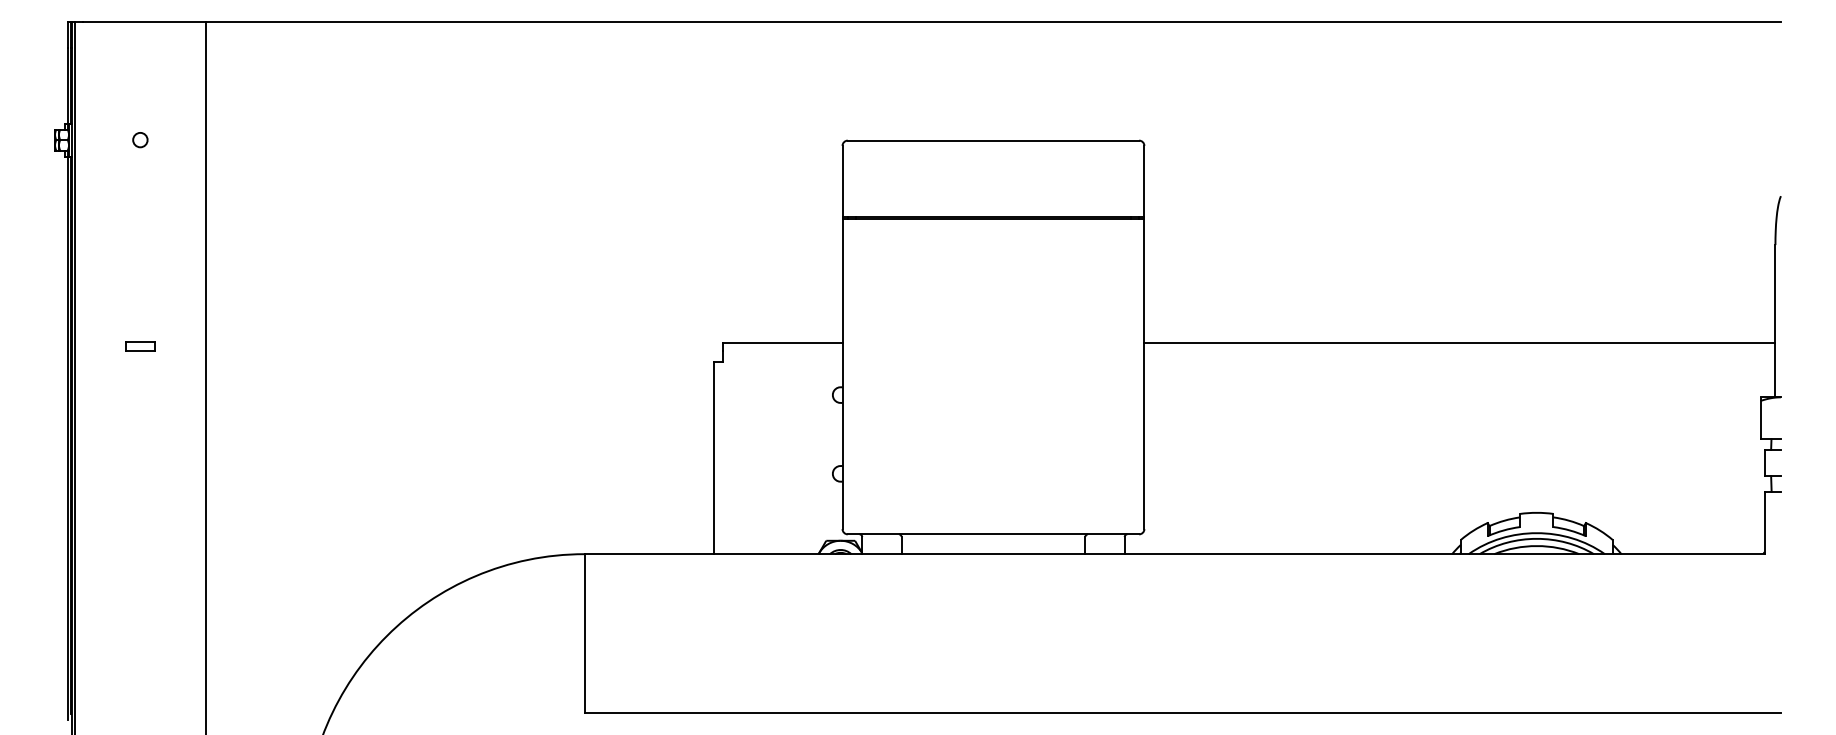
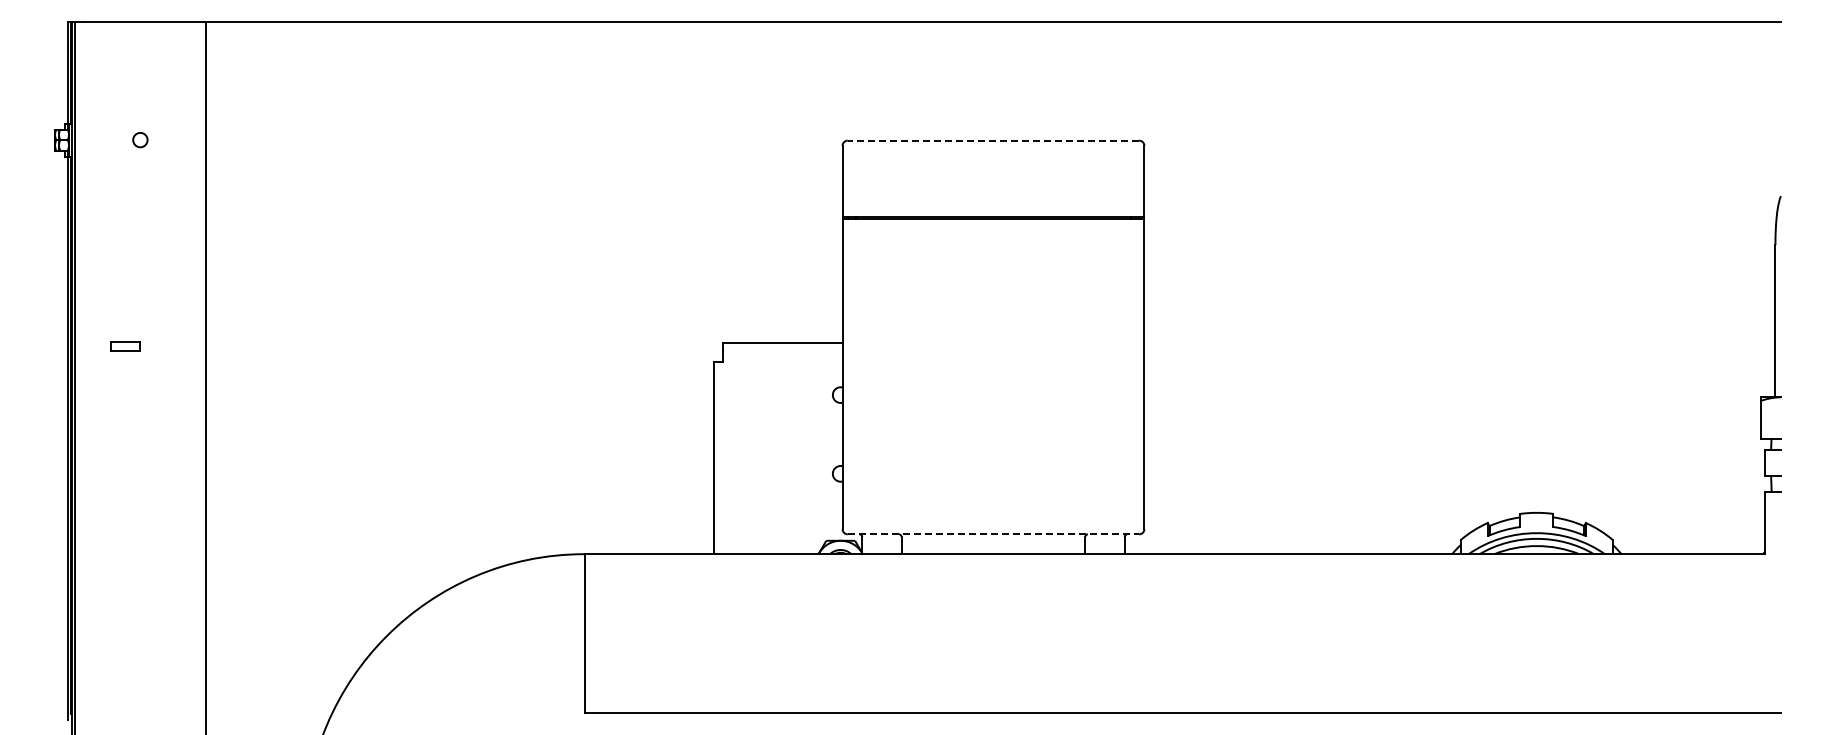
line: solid -> dashed (993, 140)
line: present -> none (1459, 342)
part position: (140, 346) -> (125, 346) (125, 346)
line: solid -> dashed (993, 534)
